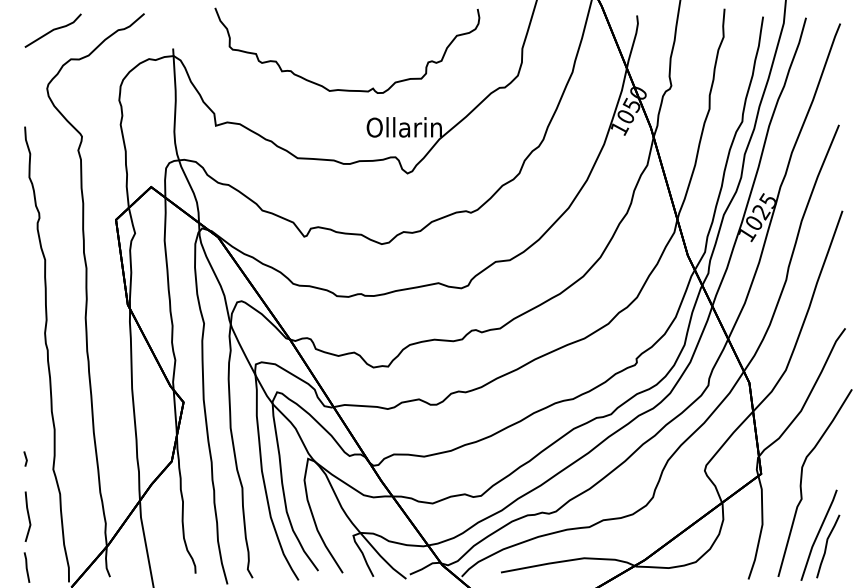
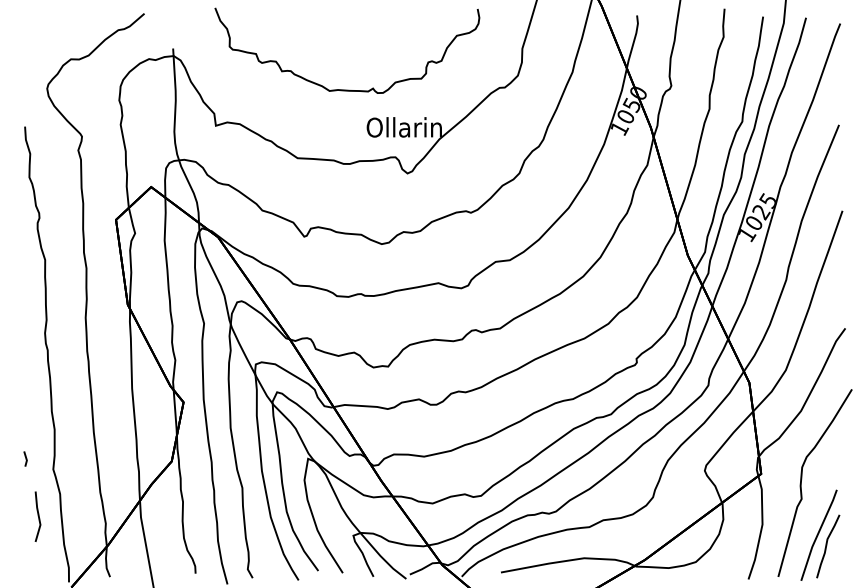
line: present -> none (52, 30)
line position: (27, 516) -> (37, 516) (37, 516)
line: present -> none (26, 567)
